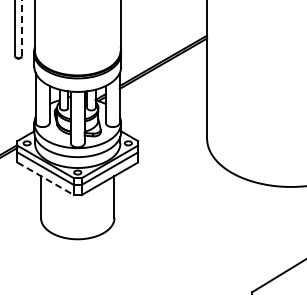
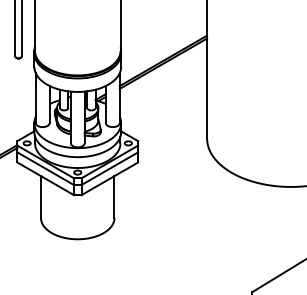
line: dashed -> solid (21, 28)
line: dashed -> solid (45, 178)
